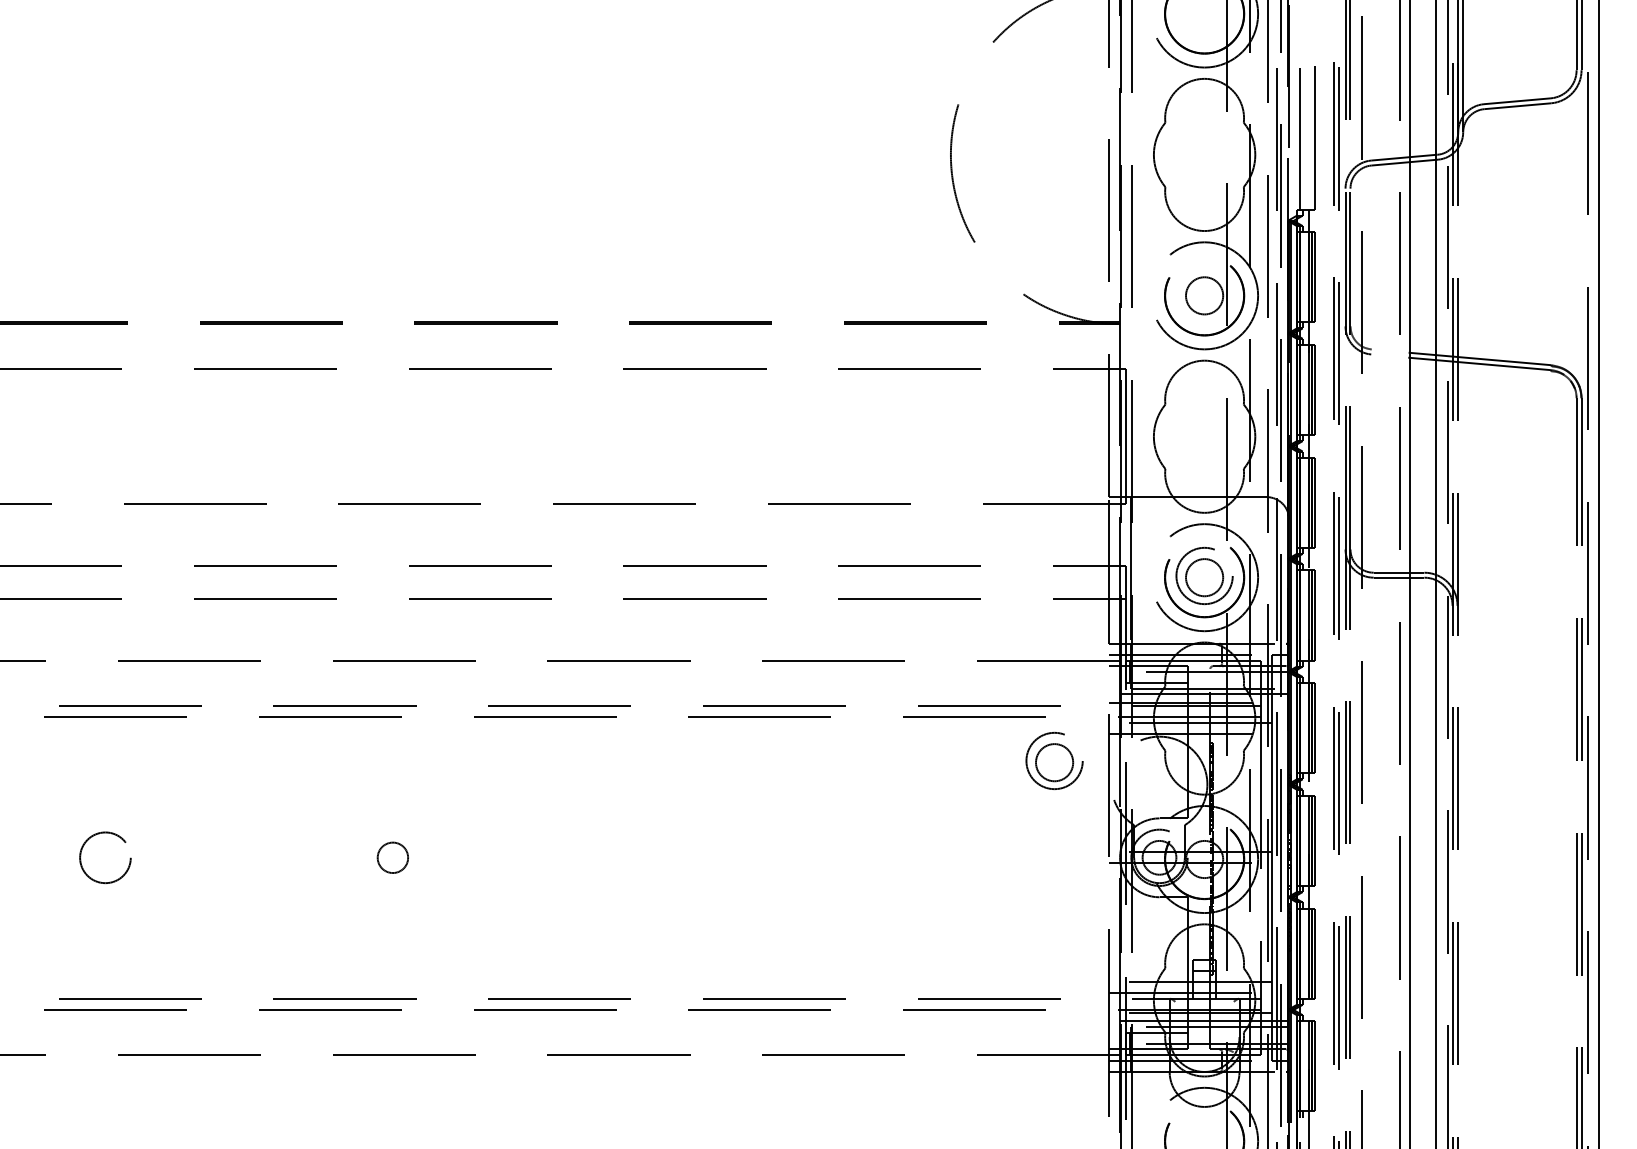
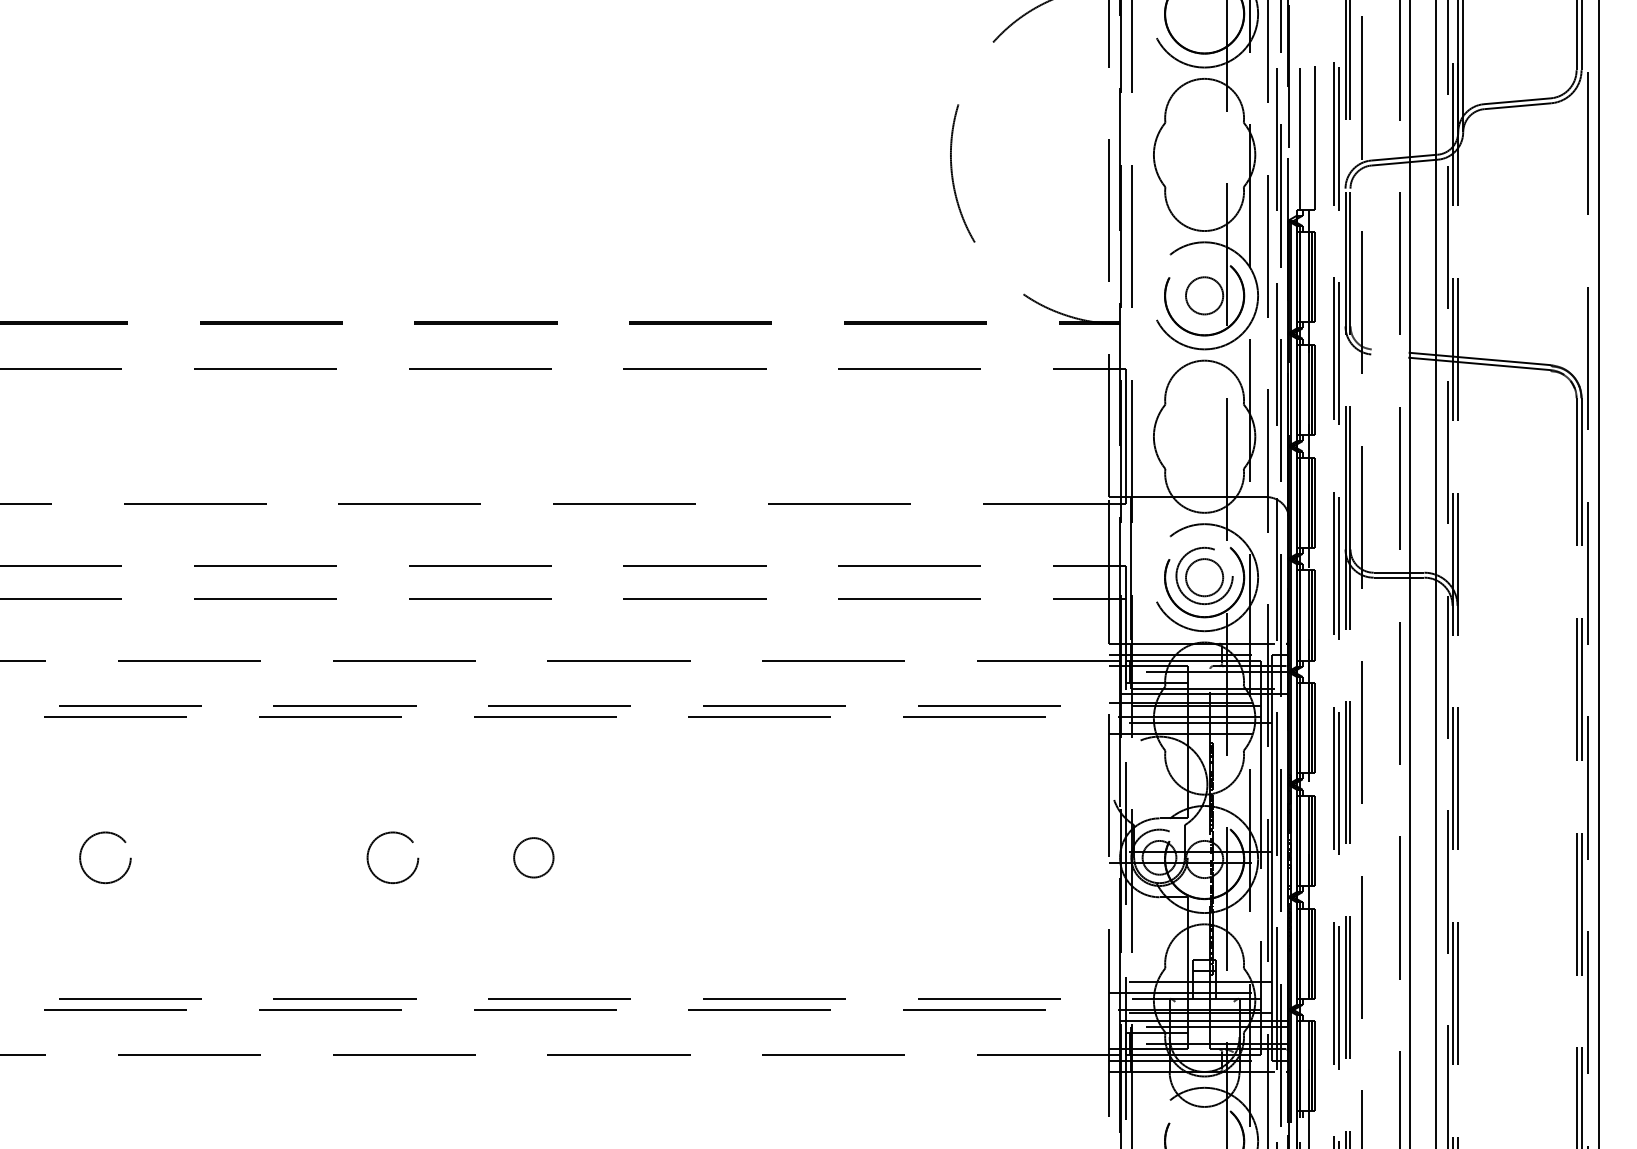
part: present -> none (1054, 760)
circle diameter: 30 px -> 51 px (392, 857)
circle: none -> present (533, 857)
